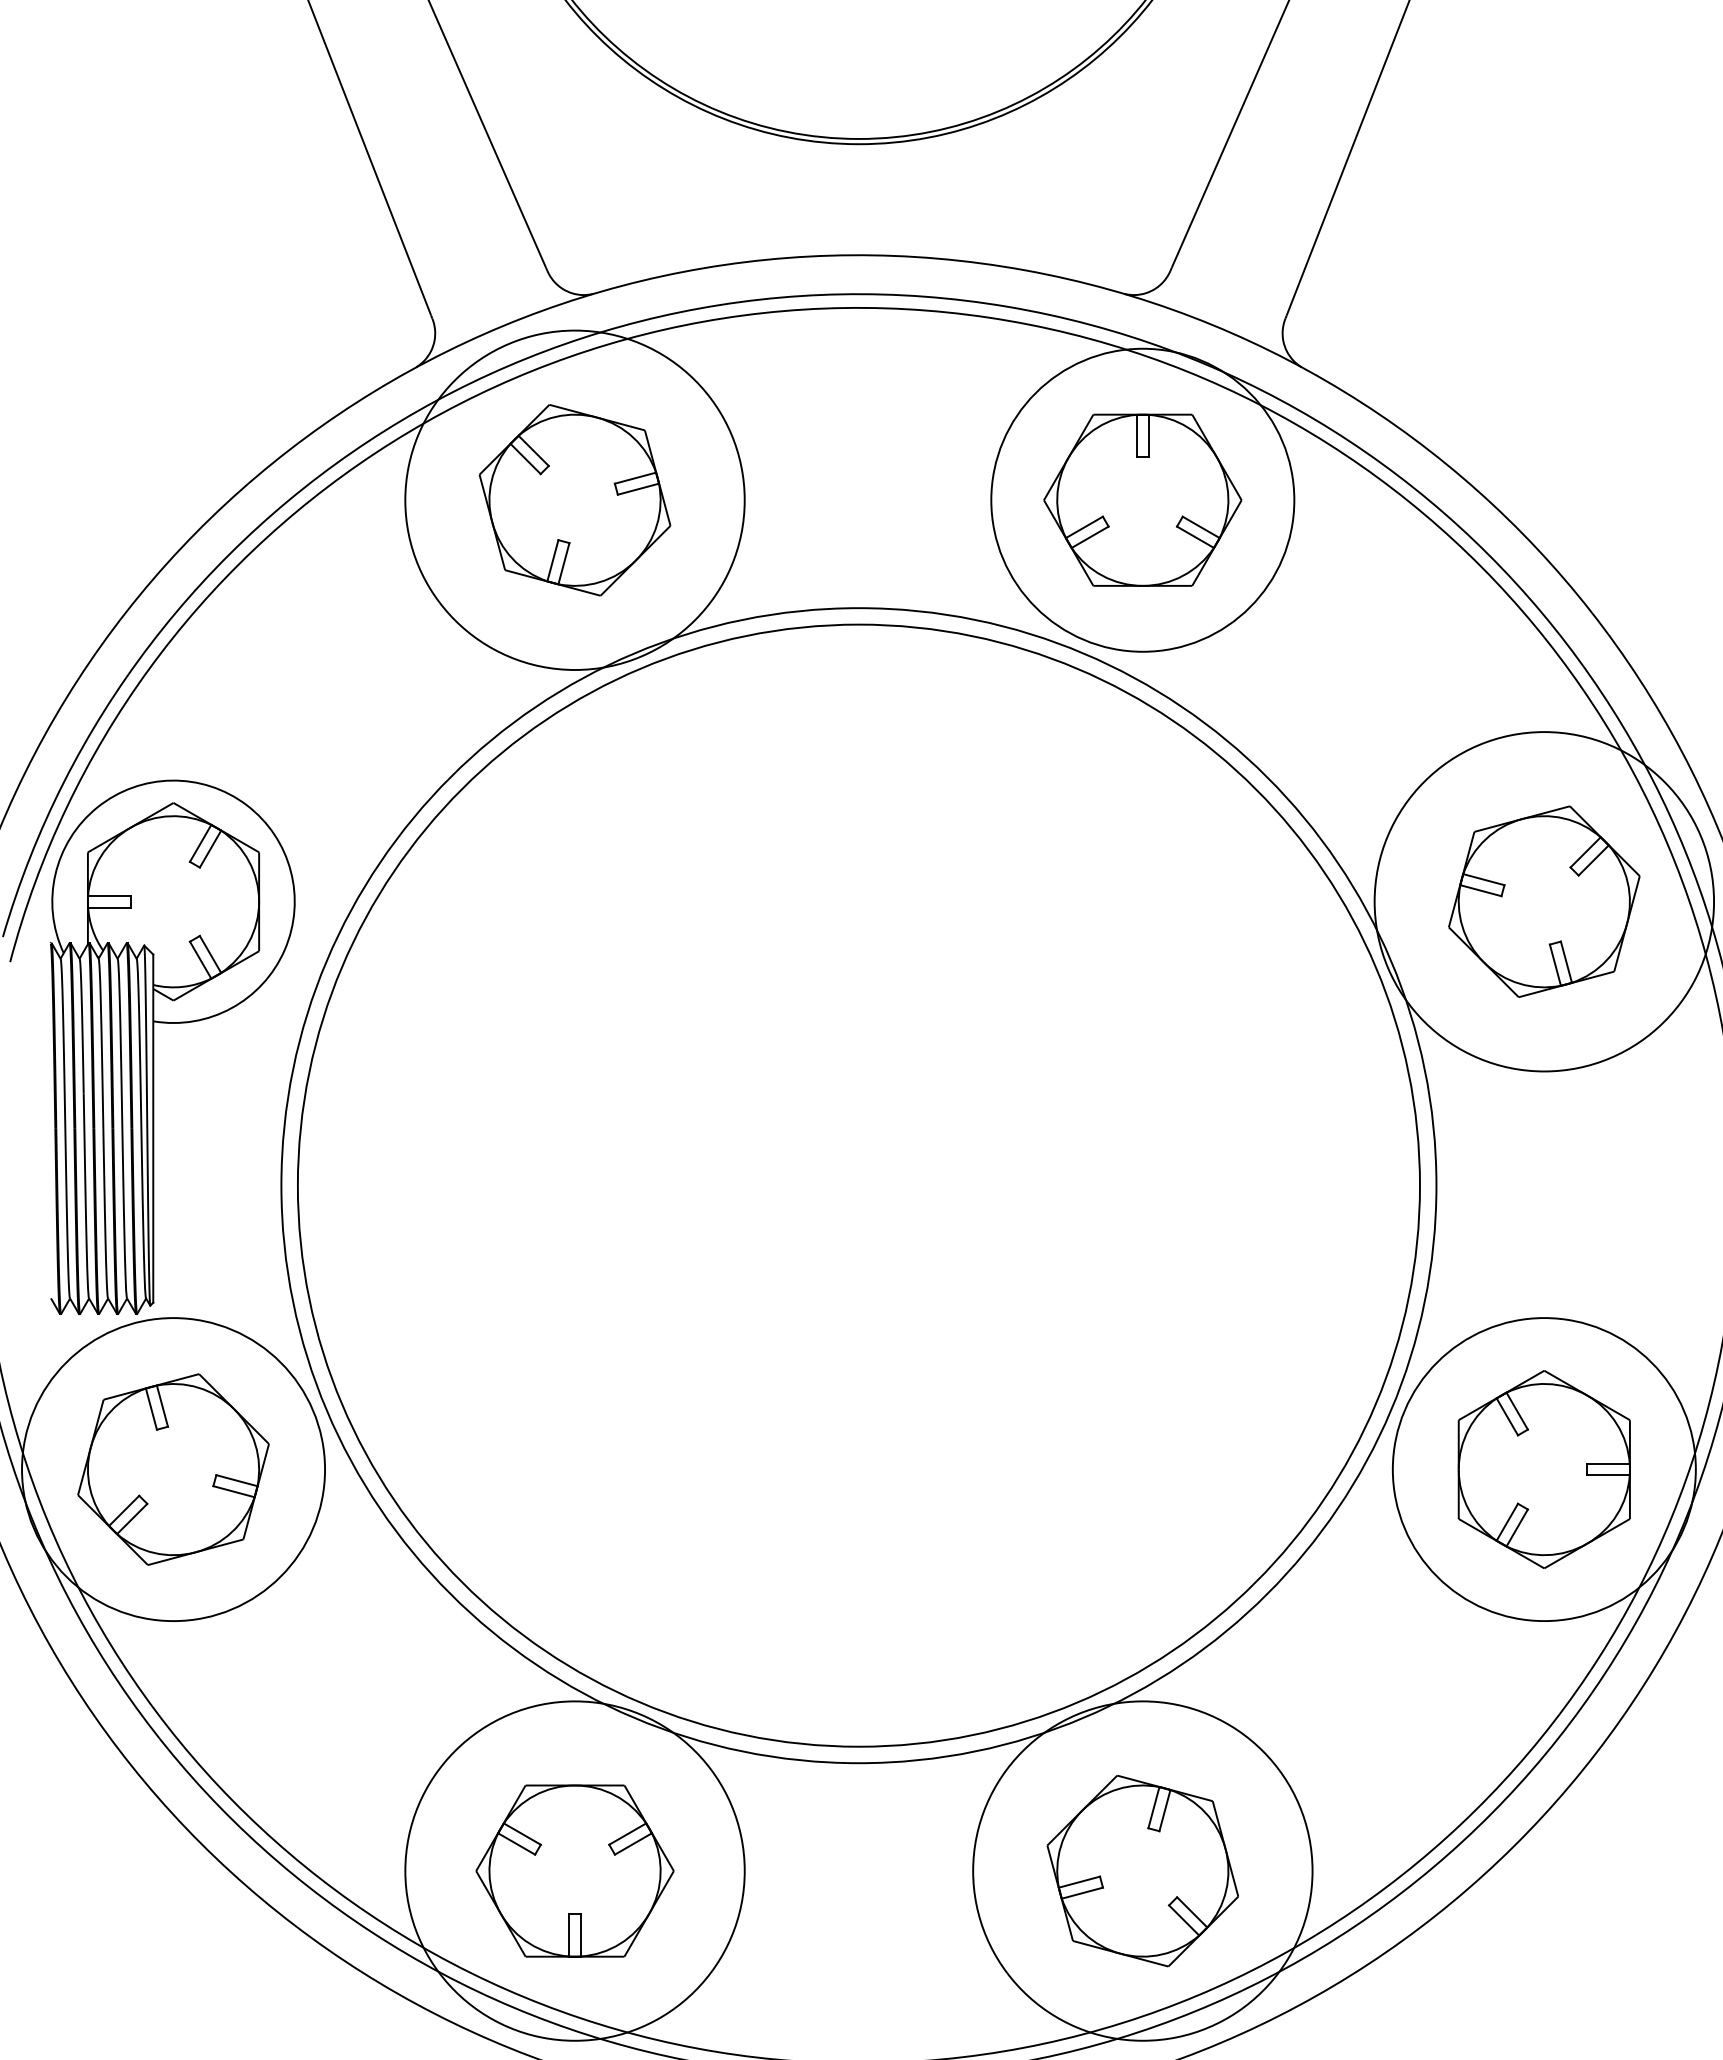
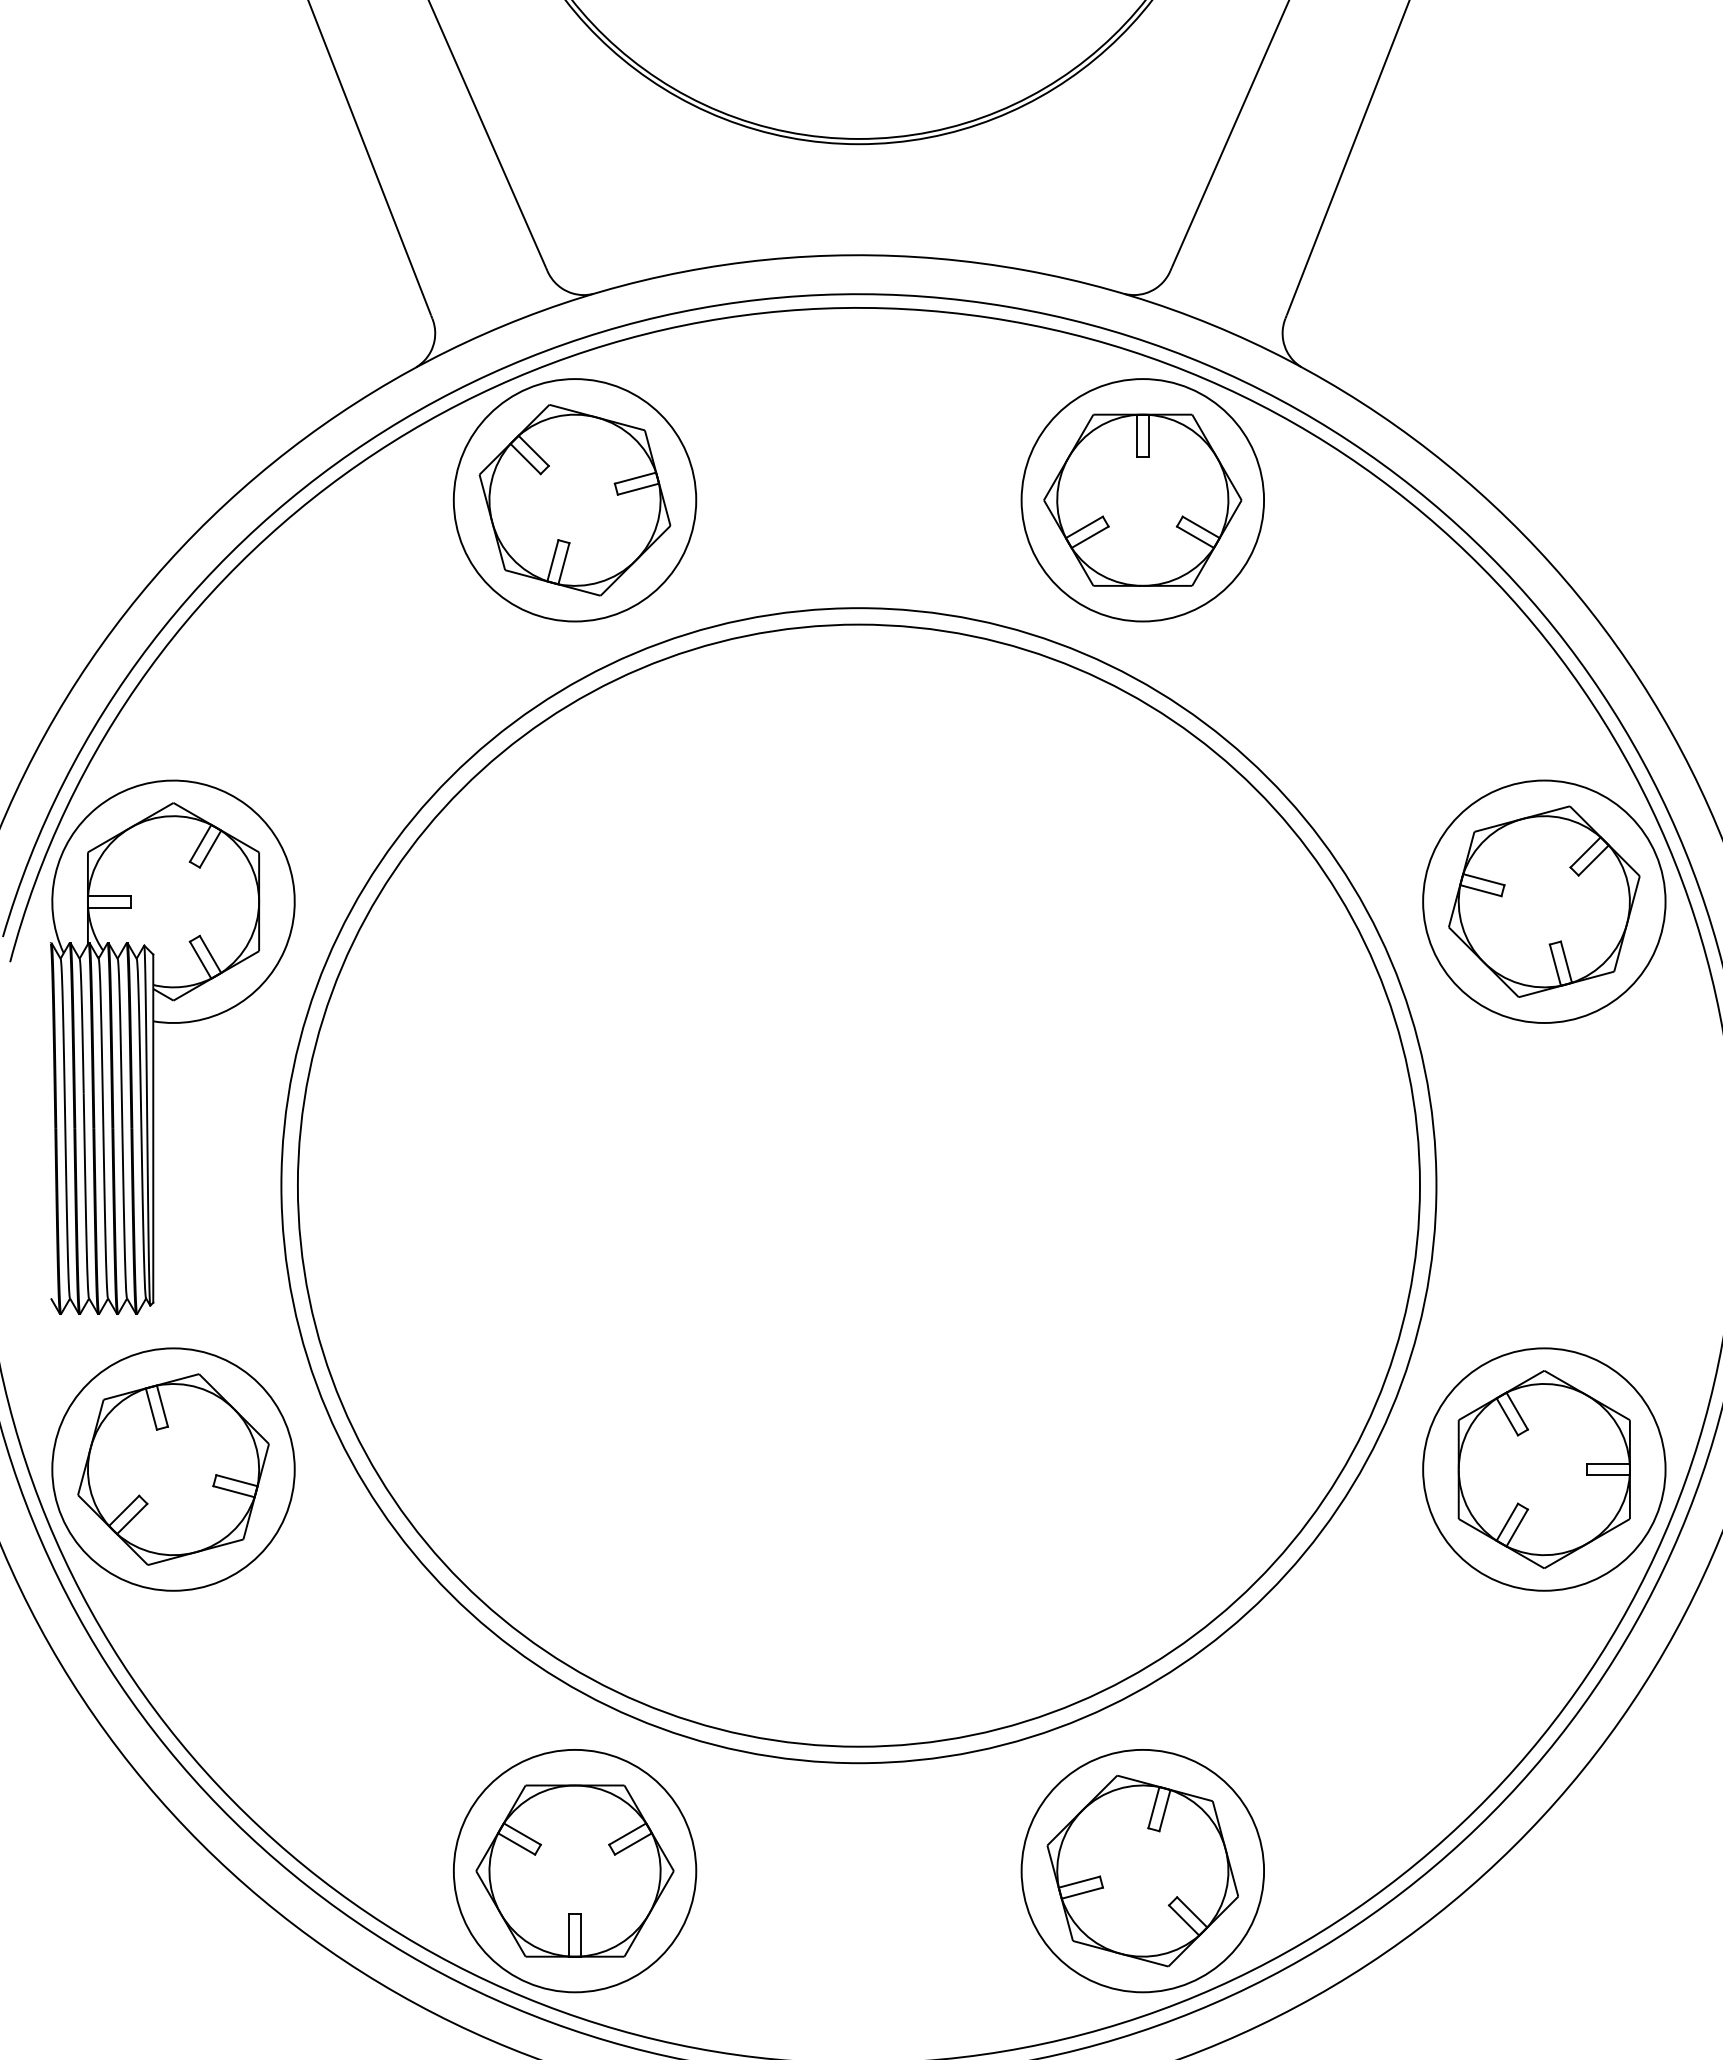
circle diameter: 339 px -> 242 px (574, 500)
circle diameter: 303 px -> 242 px (1142, 500)
circle diameter: 339 px -> 242 px (1544, 901)
circle diameter: 303 px -> 242 px (173, 1469)
circle diameter: 303 px -> 242 px (1544, 1469)
circle diameter: 339 px -> 242 px (574, 1870)
circle diameter: 339 px -> 242 px (1142, 1870)
